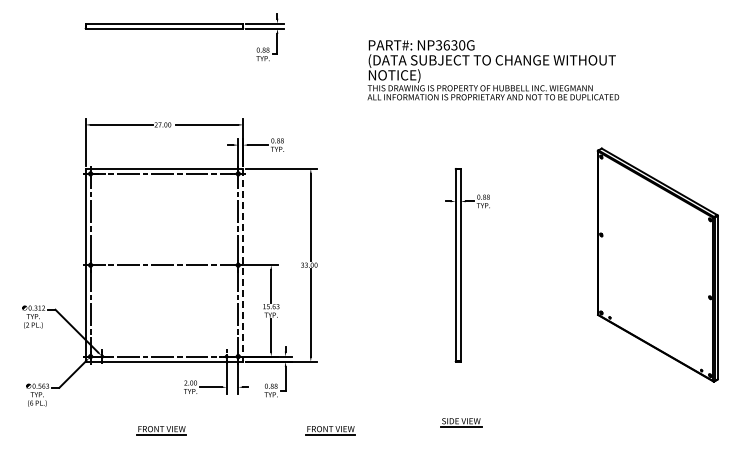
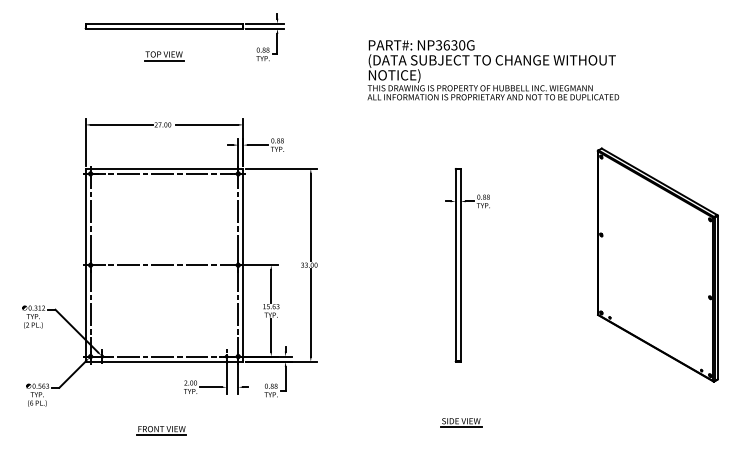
part: none -> present (164, 56)
line: dashed -> solid (243, 265)
part: present -> none (330, 430)
